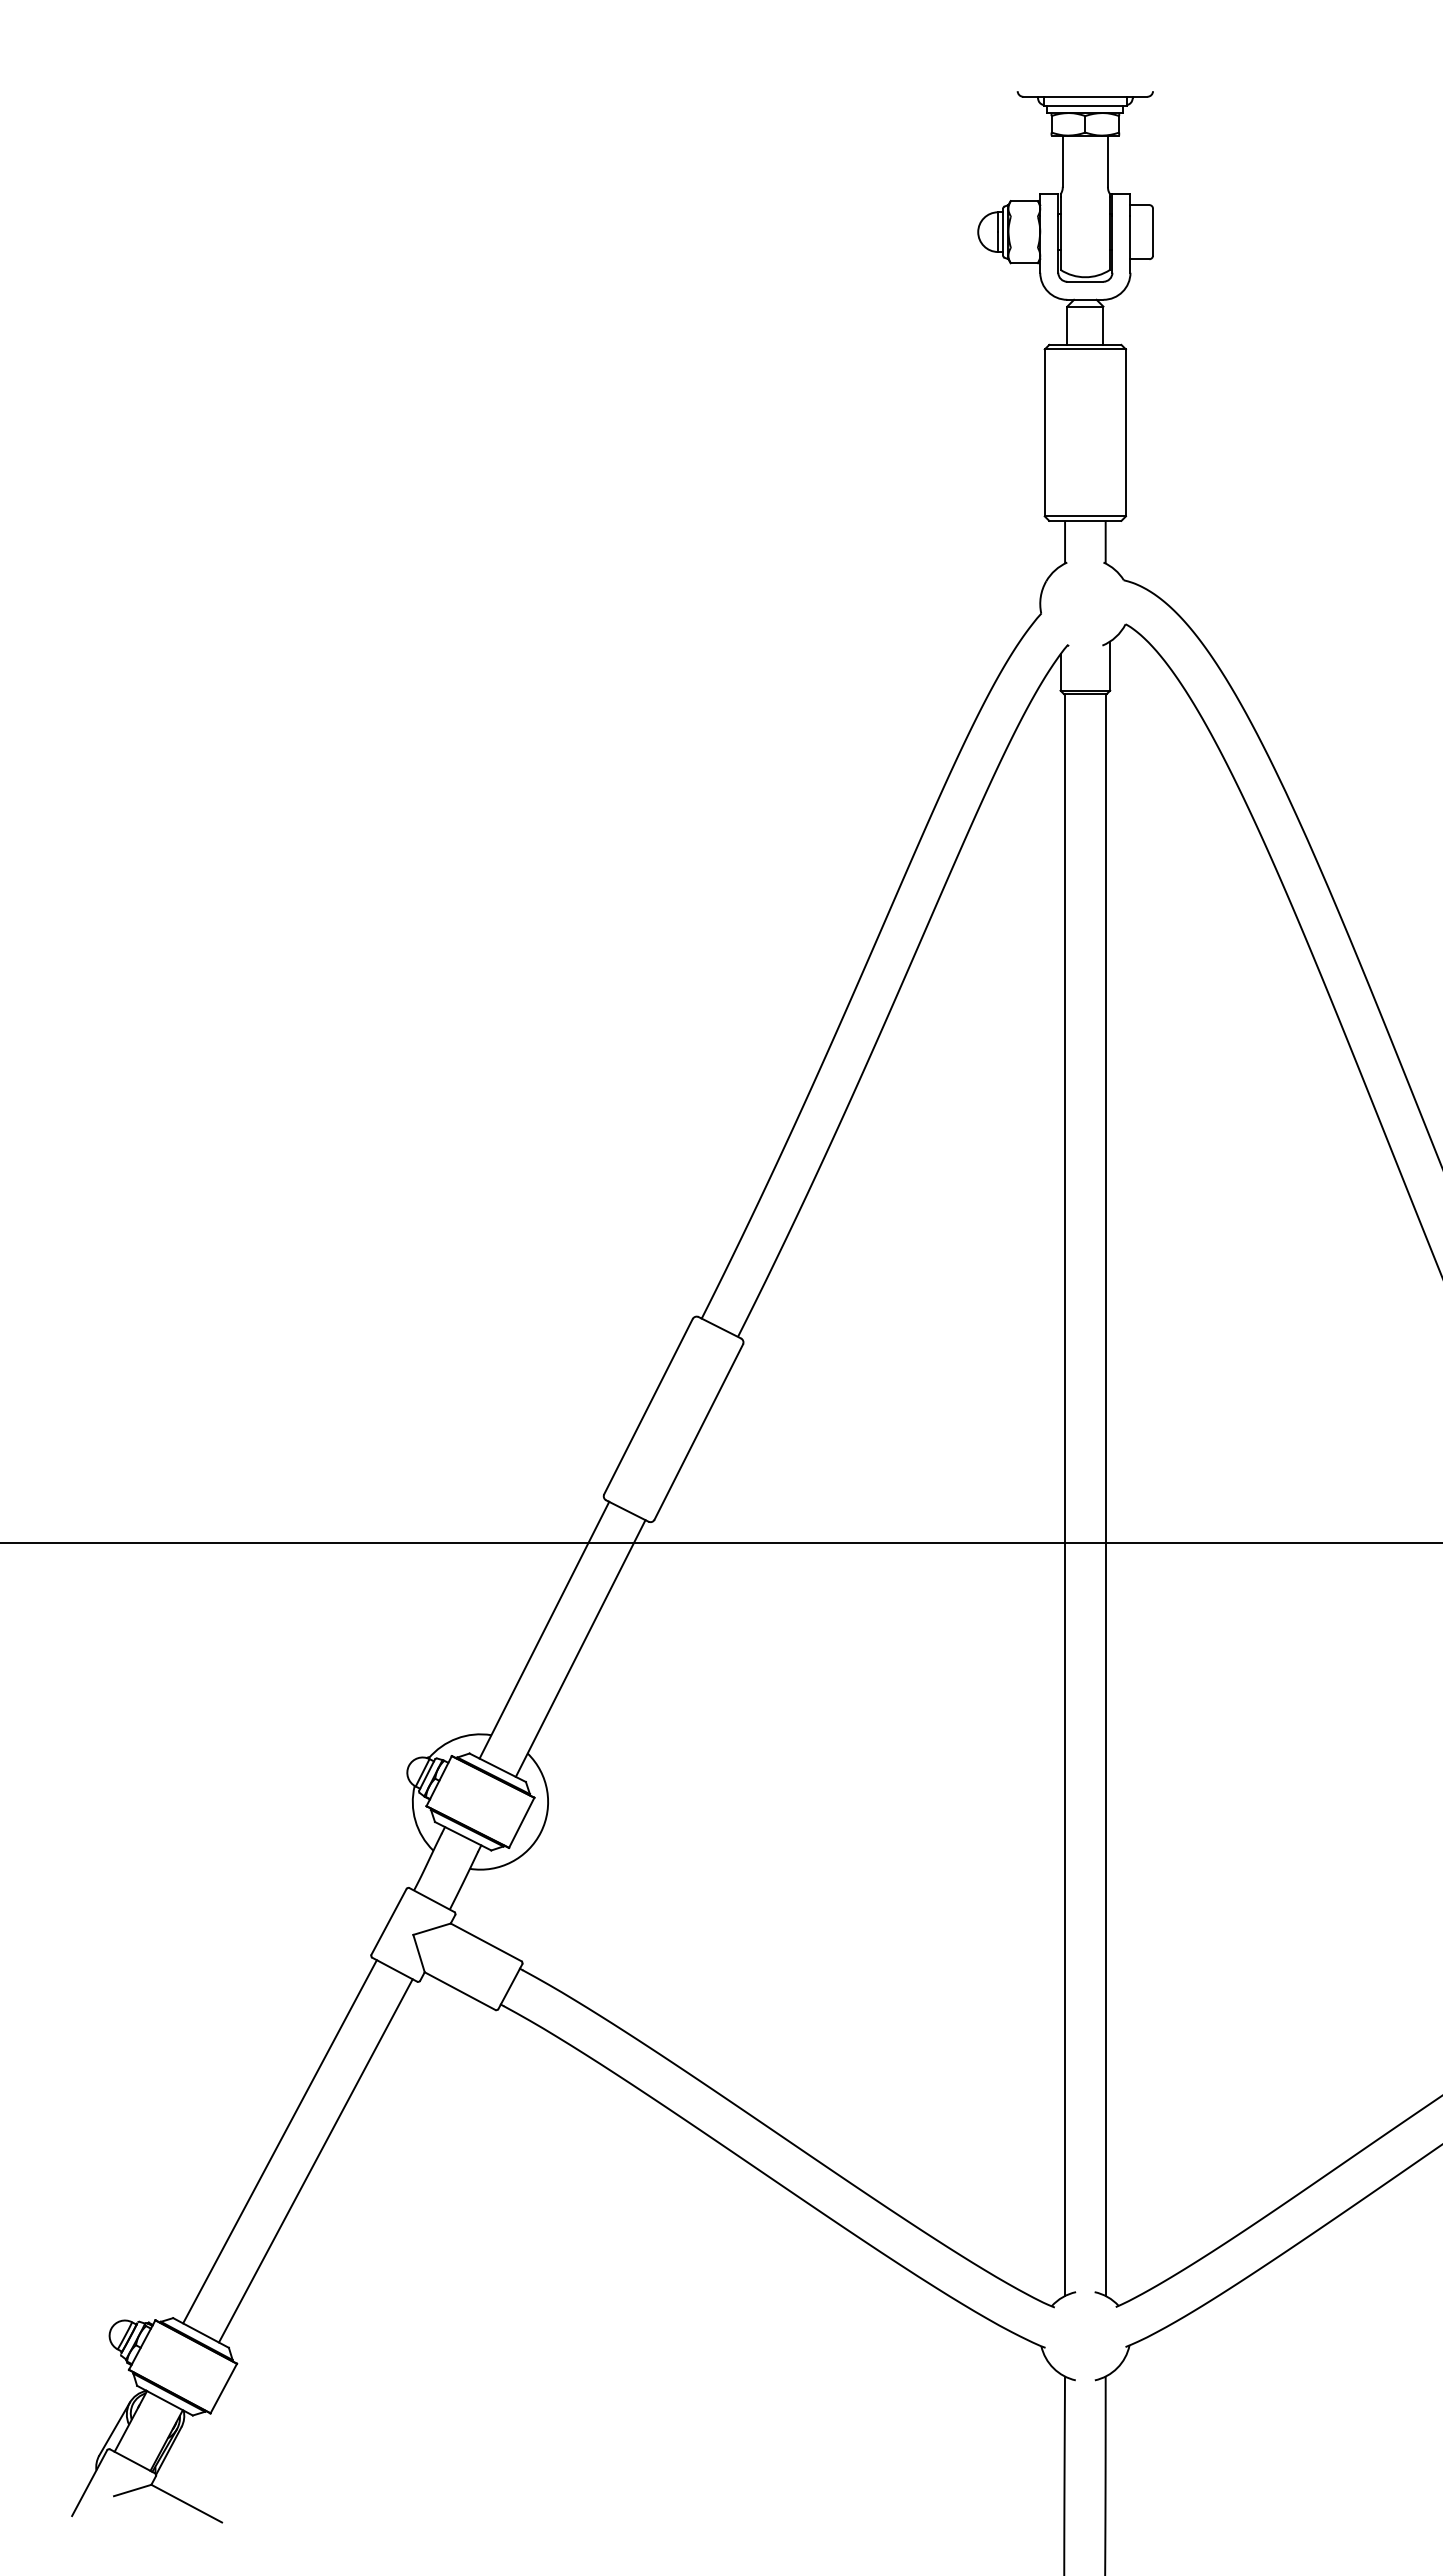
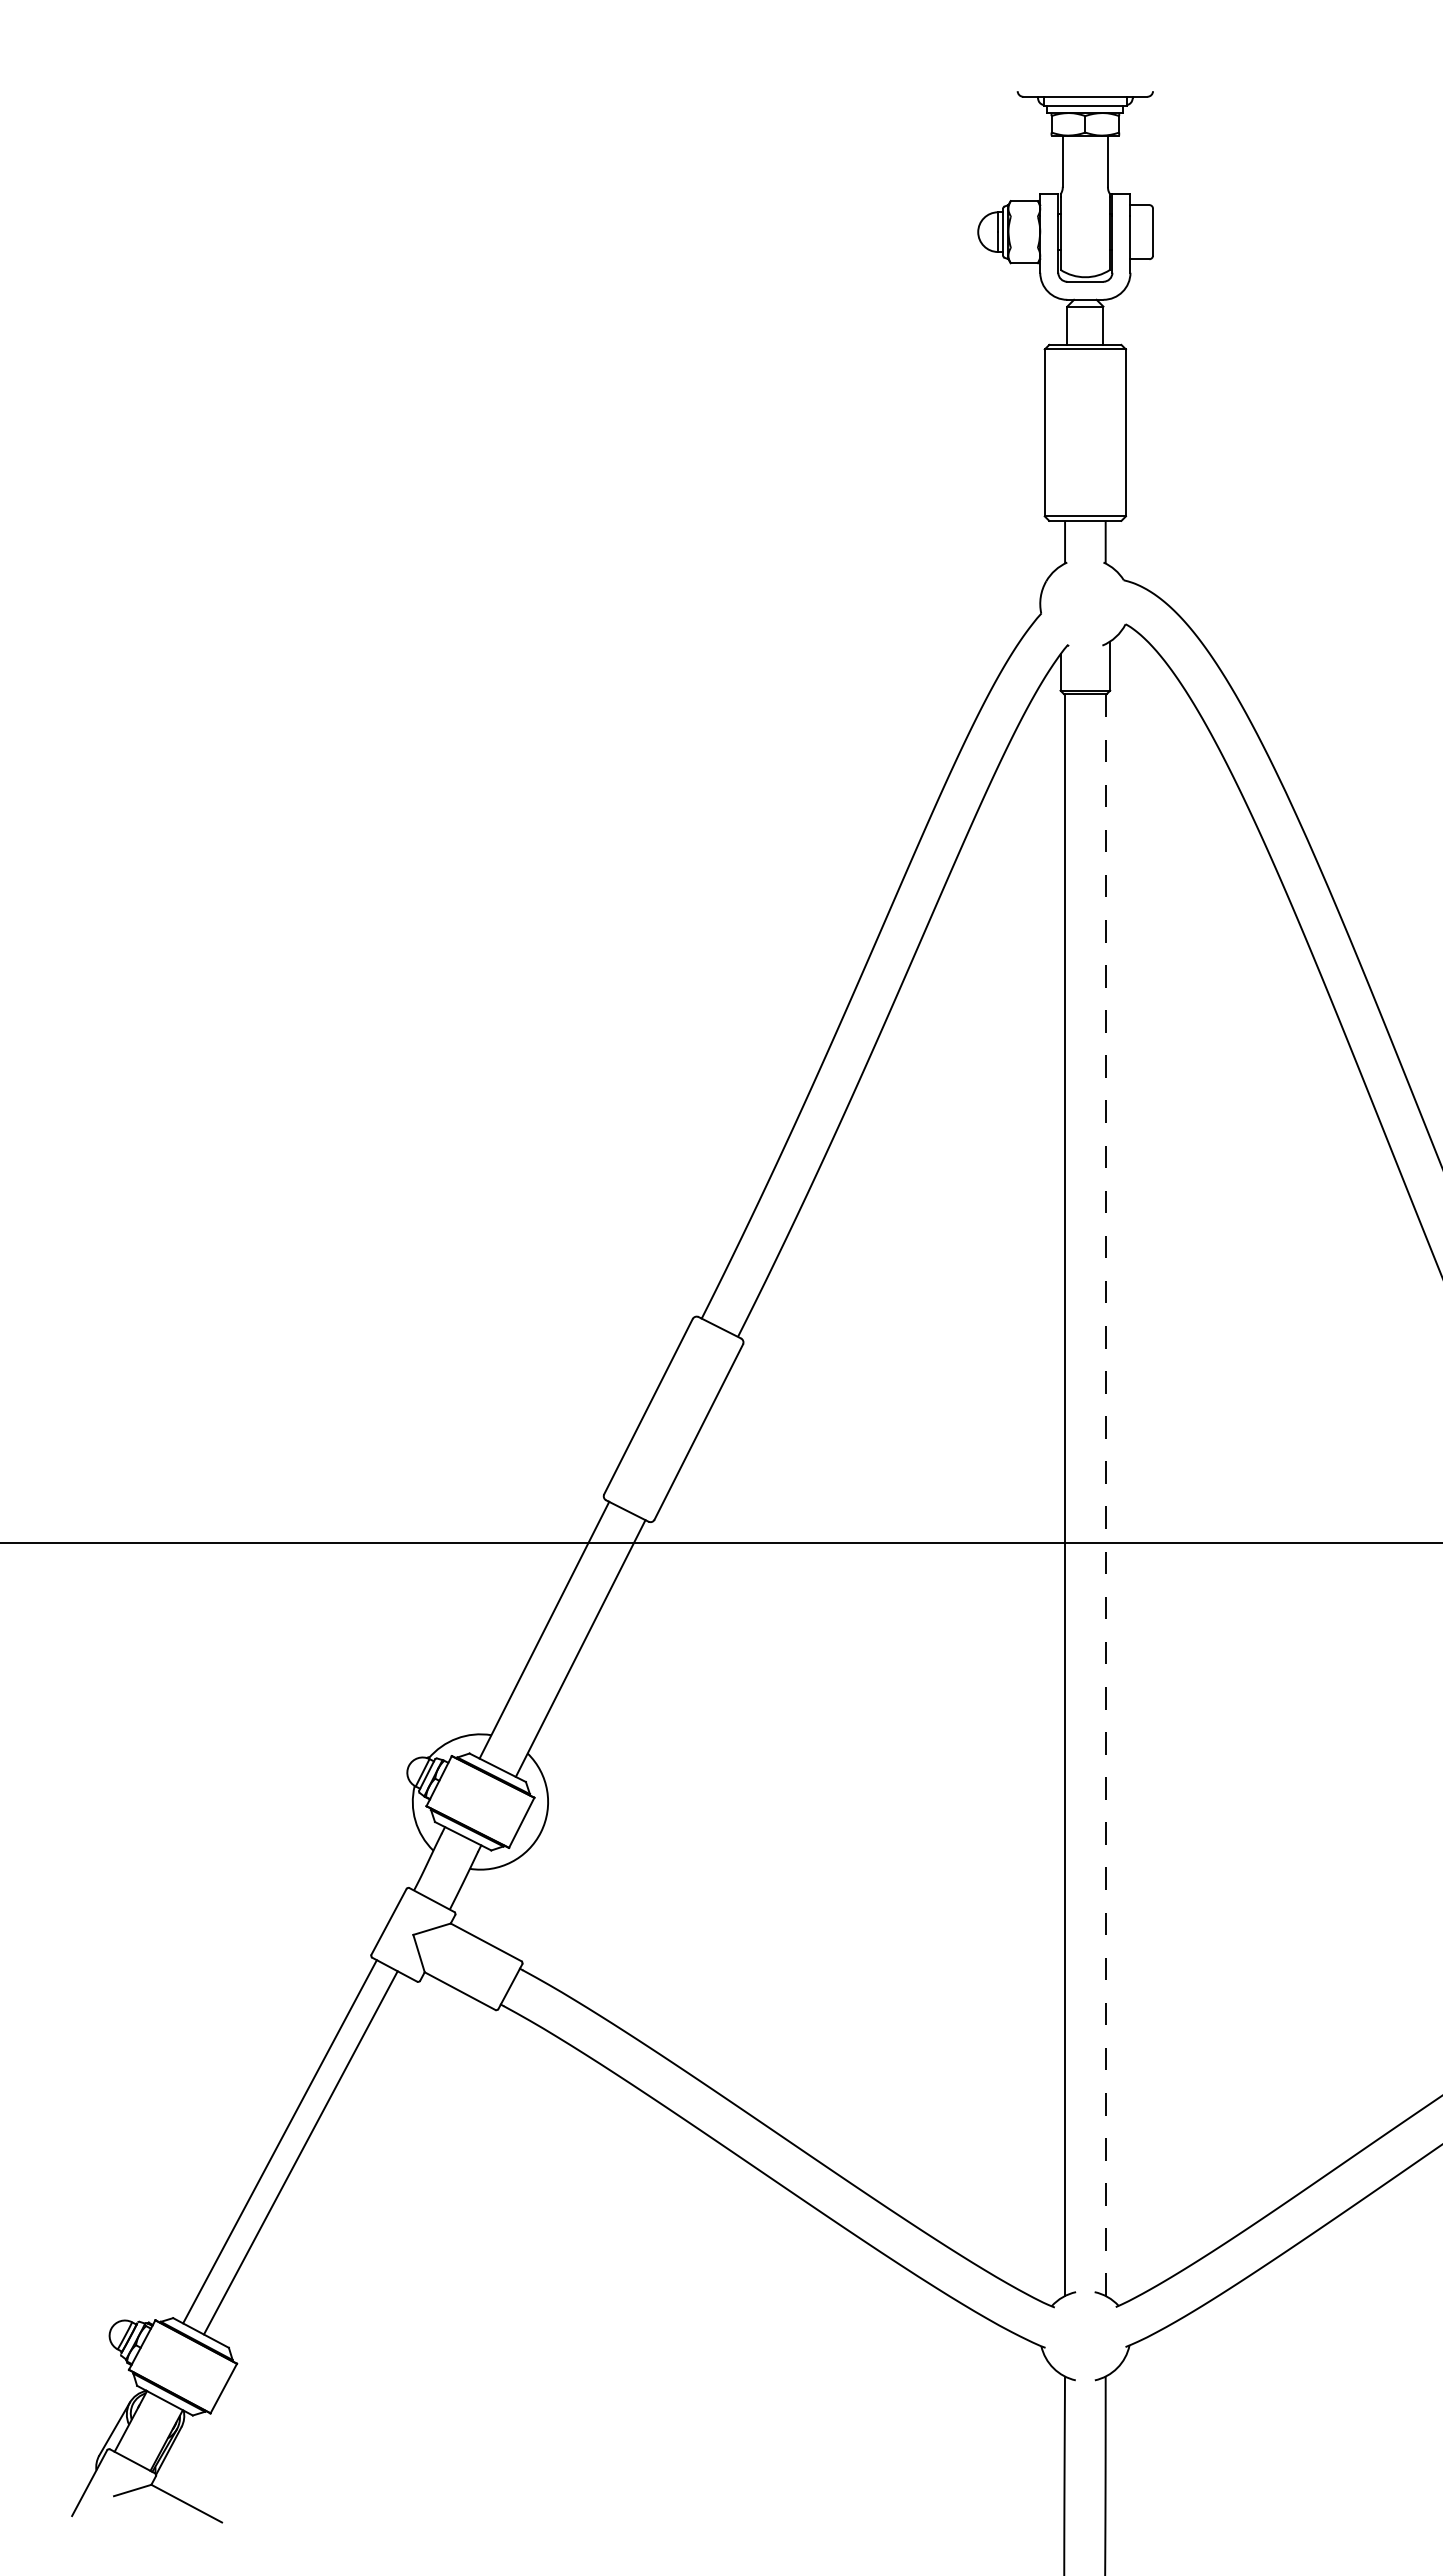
line: solid -> dashed (1105, 1495)
line position: (315, 2160) -> (300, 2152) (300, 2152)
